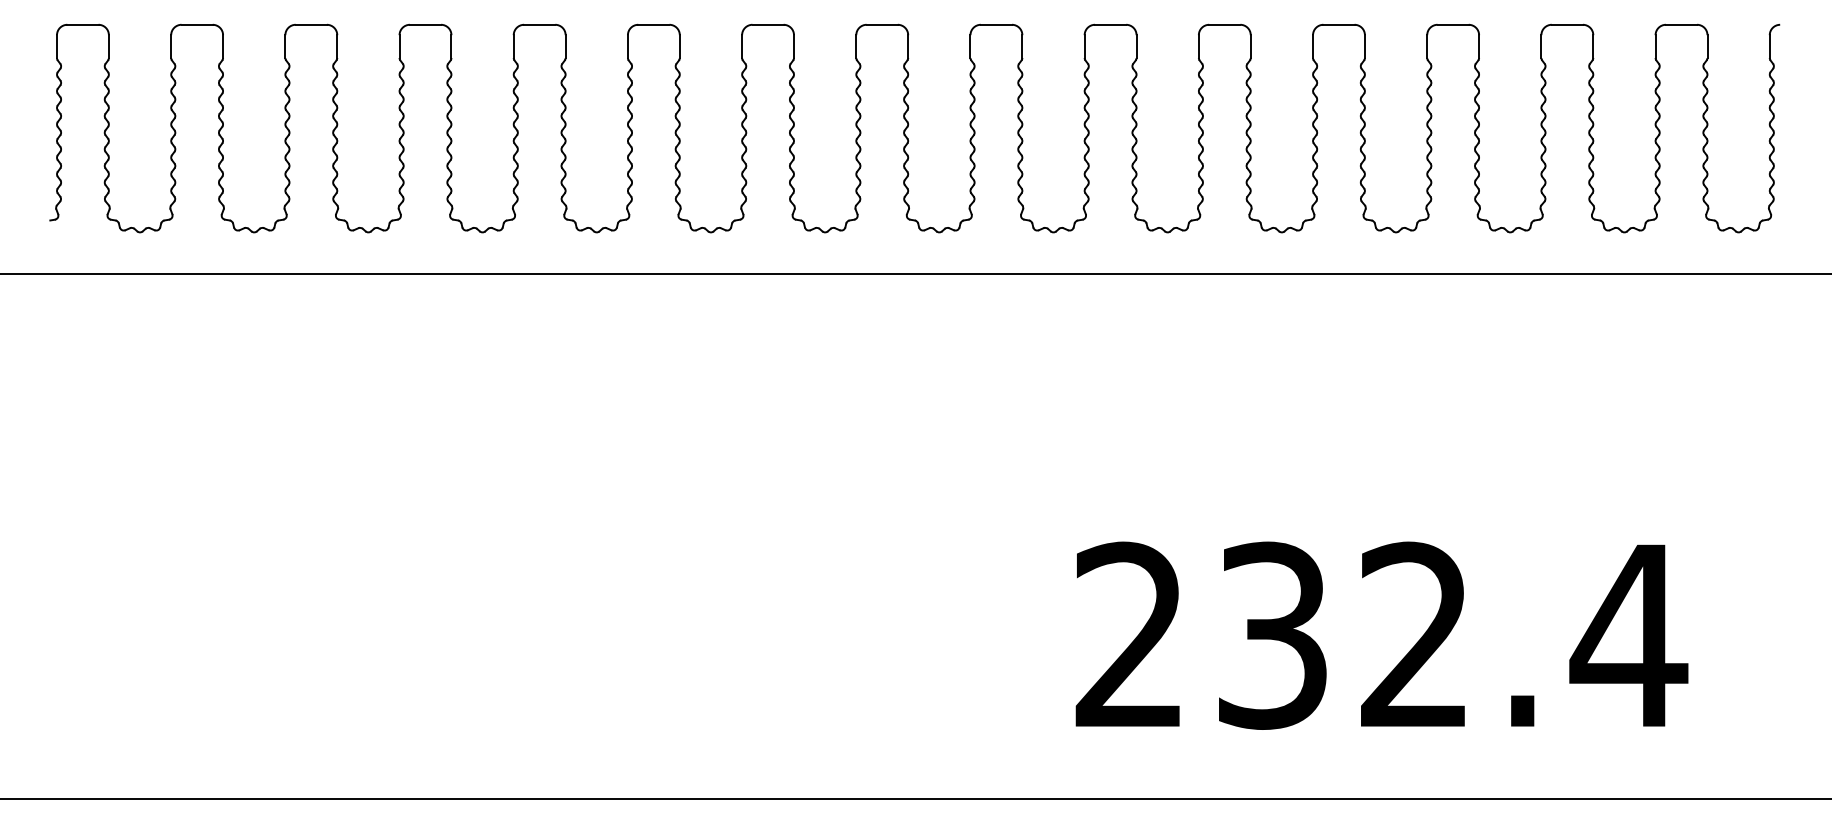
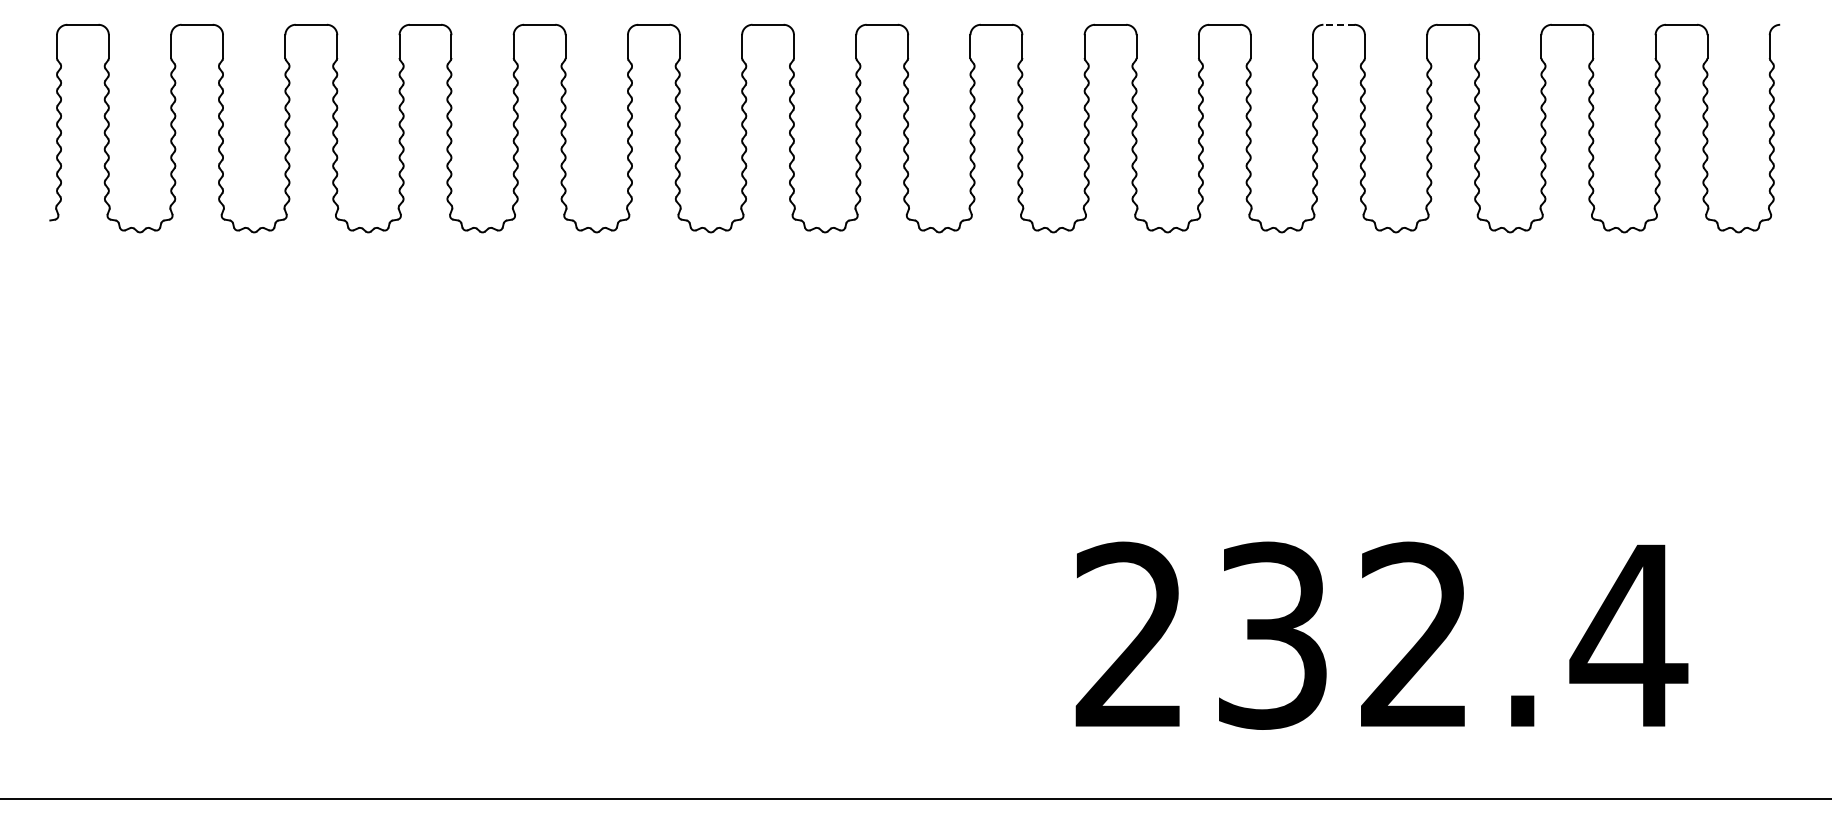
line: solid -> dashed (1338, 24)
line: present -> none (915, 273)
